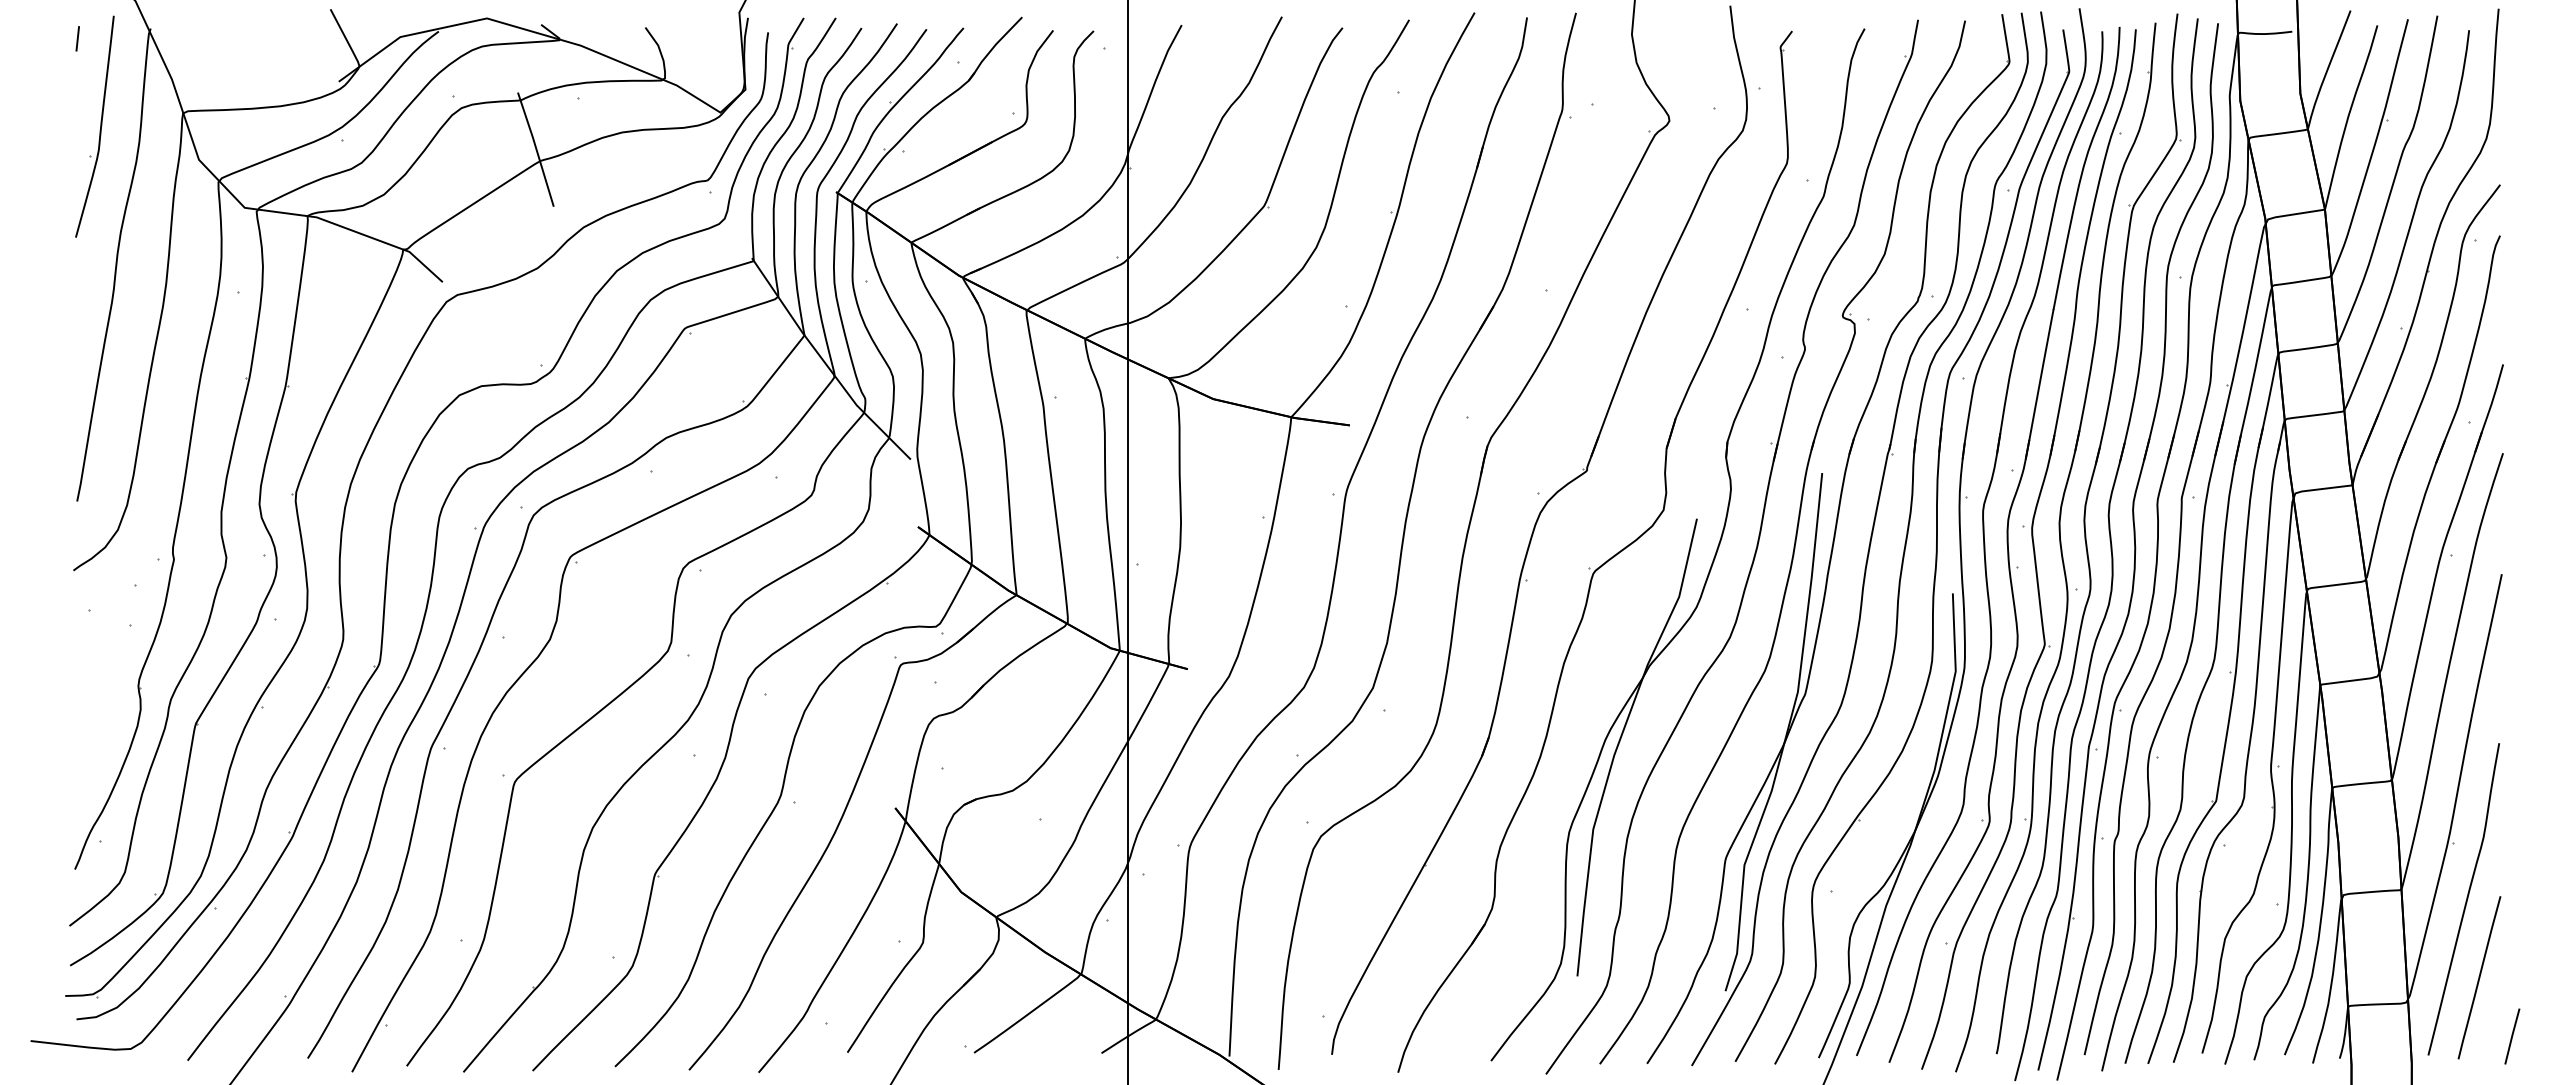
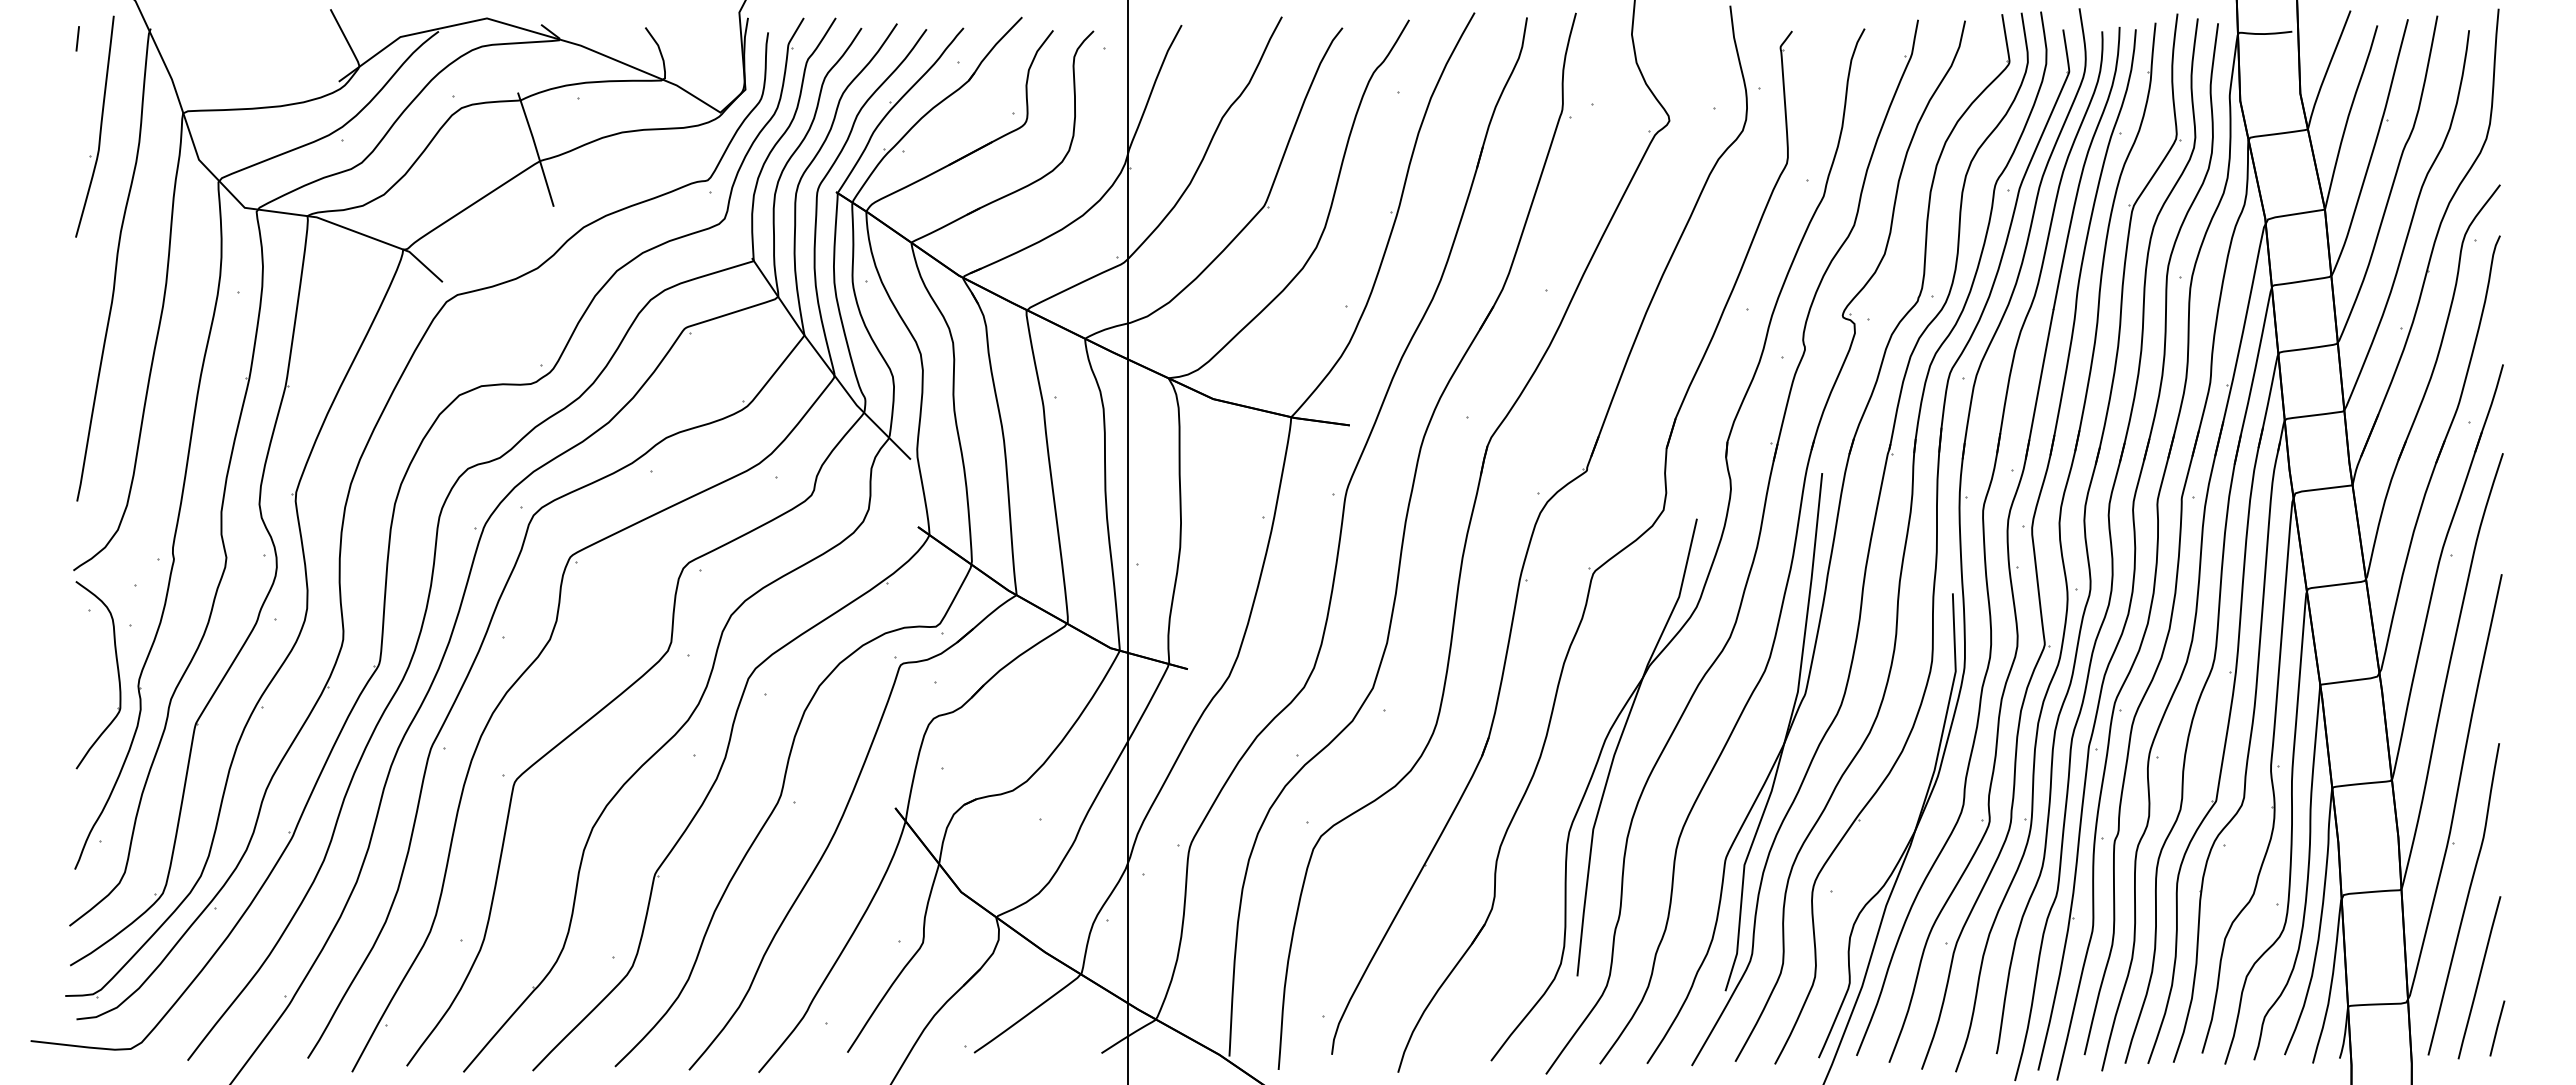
part: none -> present (117, 673)
line position: (2512, 1036) -> (2497, 1028) (2497, 1028)
